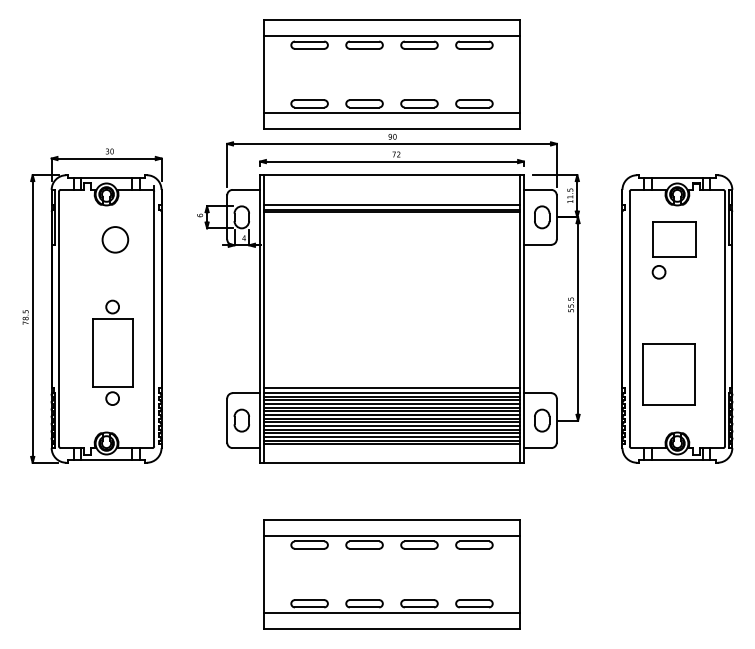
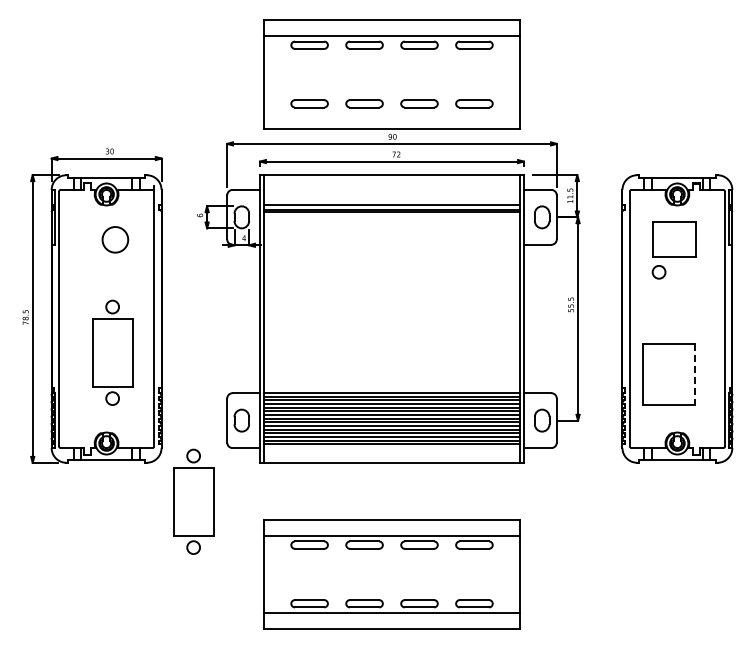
line: present -> none (391, 113)
line: solid -> dashed (695, 375)
line: present -> none (391, 387)
part: none -> present (193, 501)
